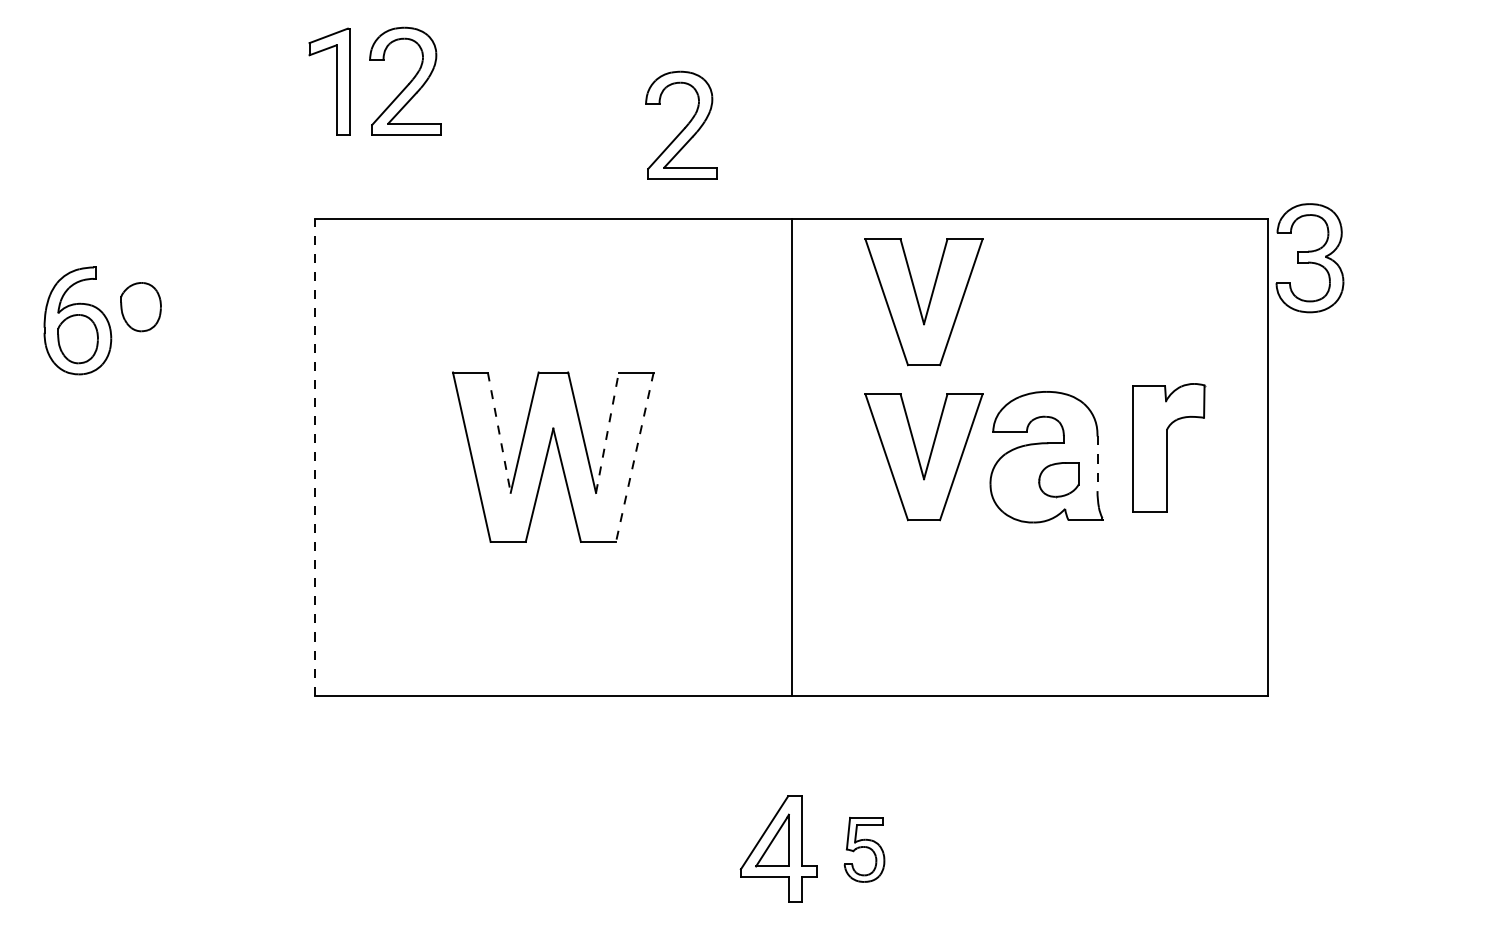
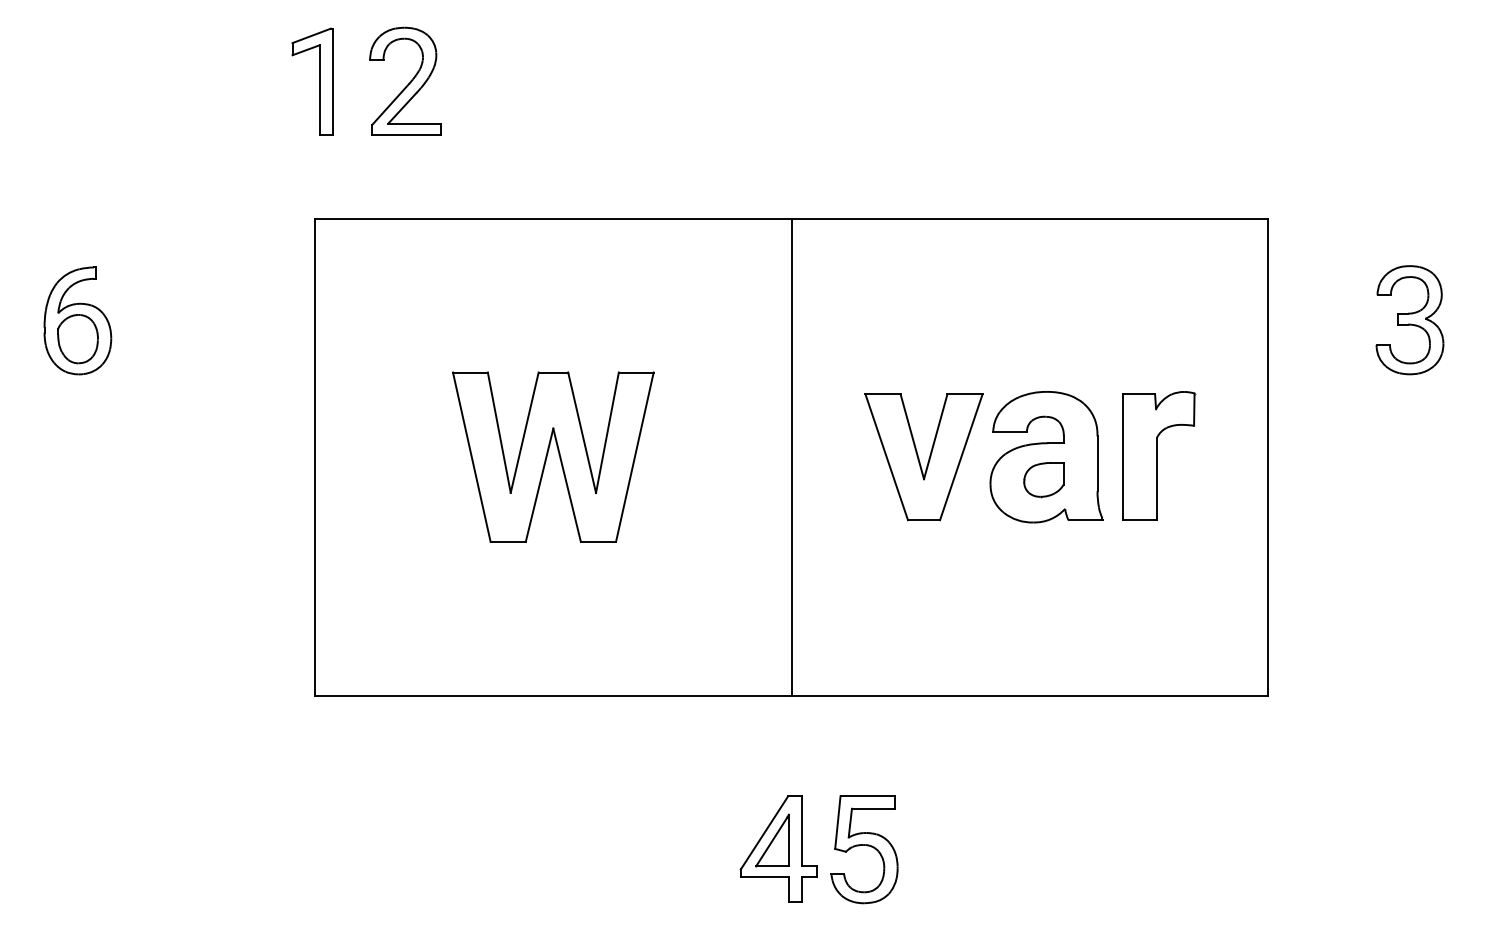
part position: (336, 81) -> (319, 81) (319, 81)
part: present -> none (681, 124)
part position: (1309, 258) -> (1409, 320) (1409, 320)
part: present -> none (923, 302)
part: present -> none (140, 307)
line: dashed -> solid (607, 432)
line: dashed -> solid (499, 433)
part position: (1169, 447) -> (1159, 455) (1159, 455)
line: dashed -> solid (314, 456)
line: dashed -> solid (634, 457)
line: dashed -> solid (1097, 464)
part position: (1058, 480) -> (1043, 480) (1043, 480)
part size: 43x66 px -> 69x110 px (864, 849)
